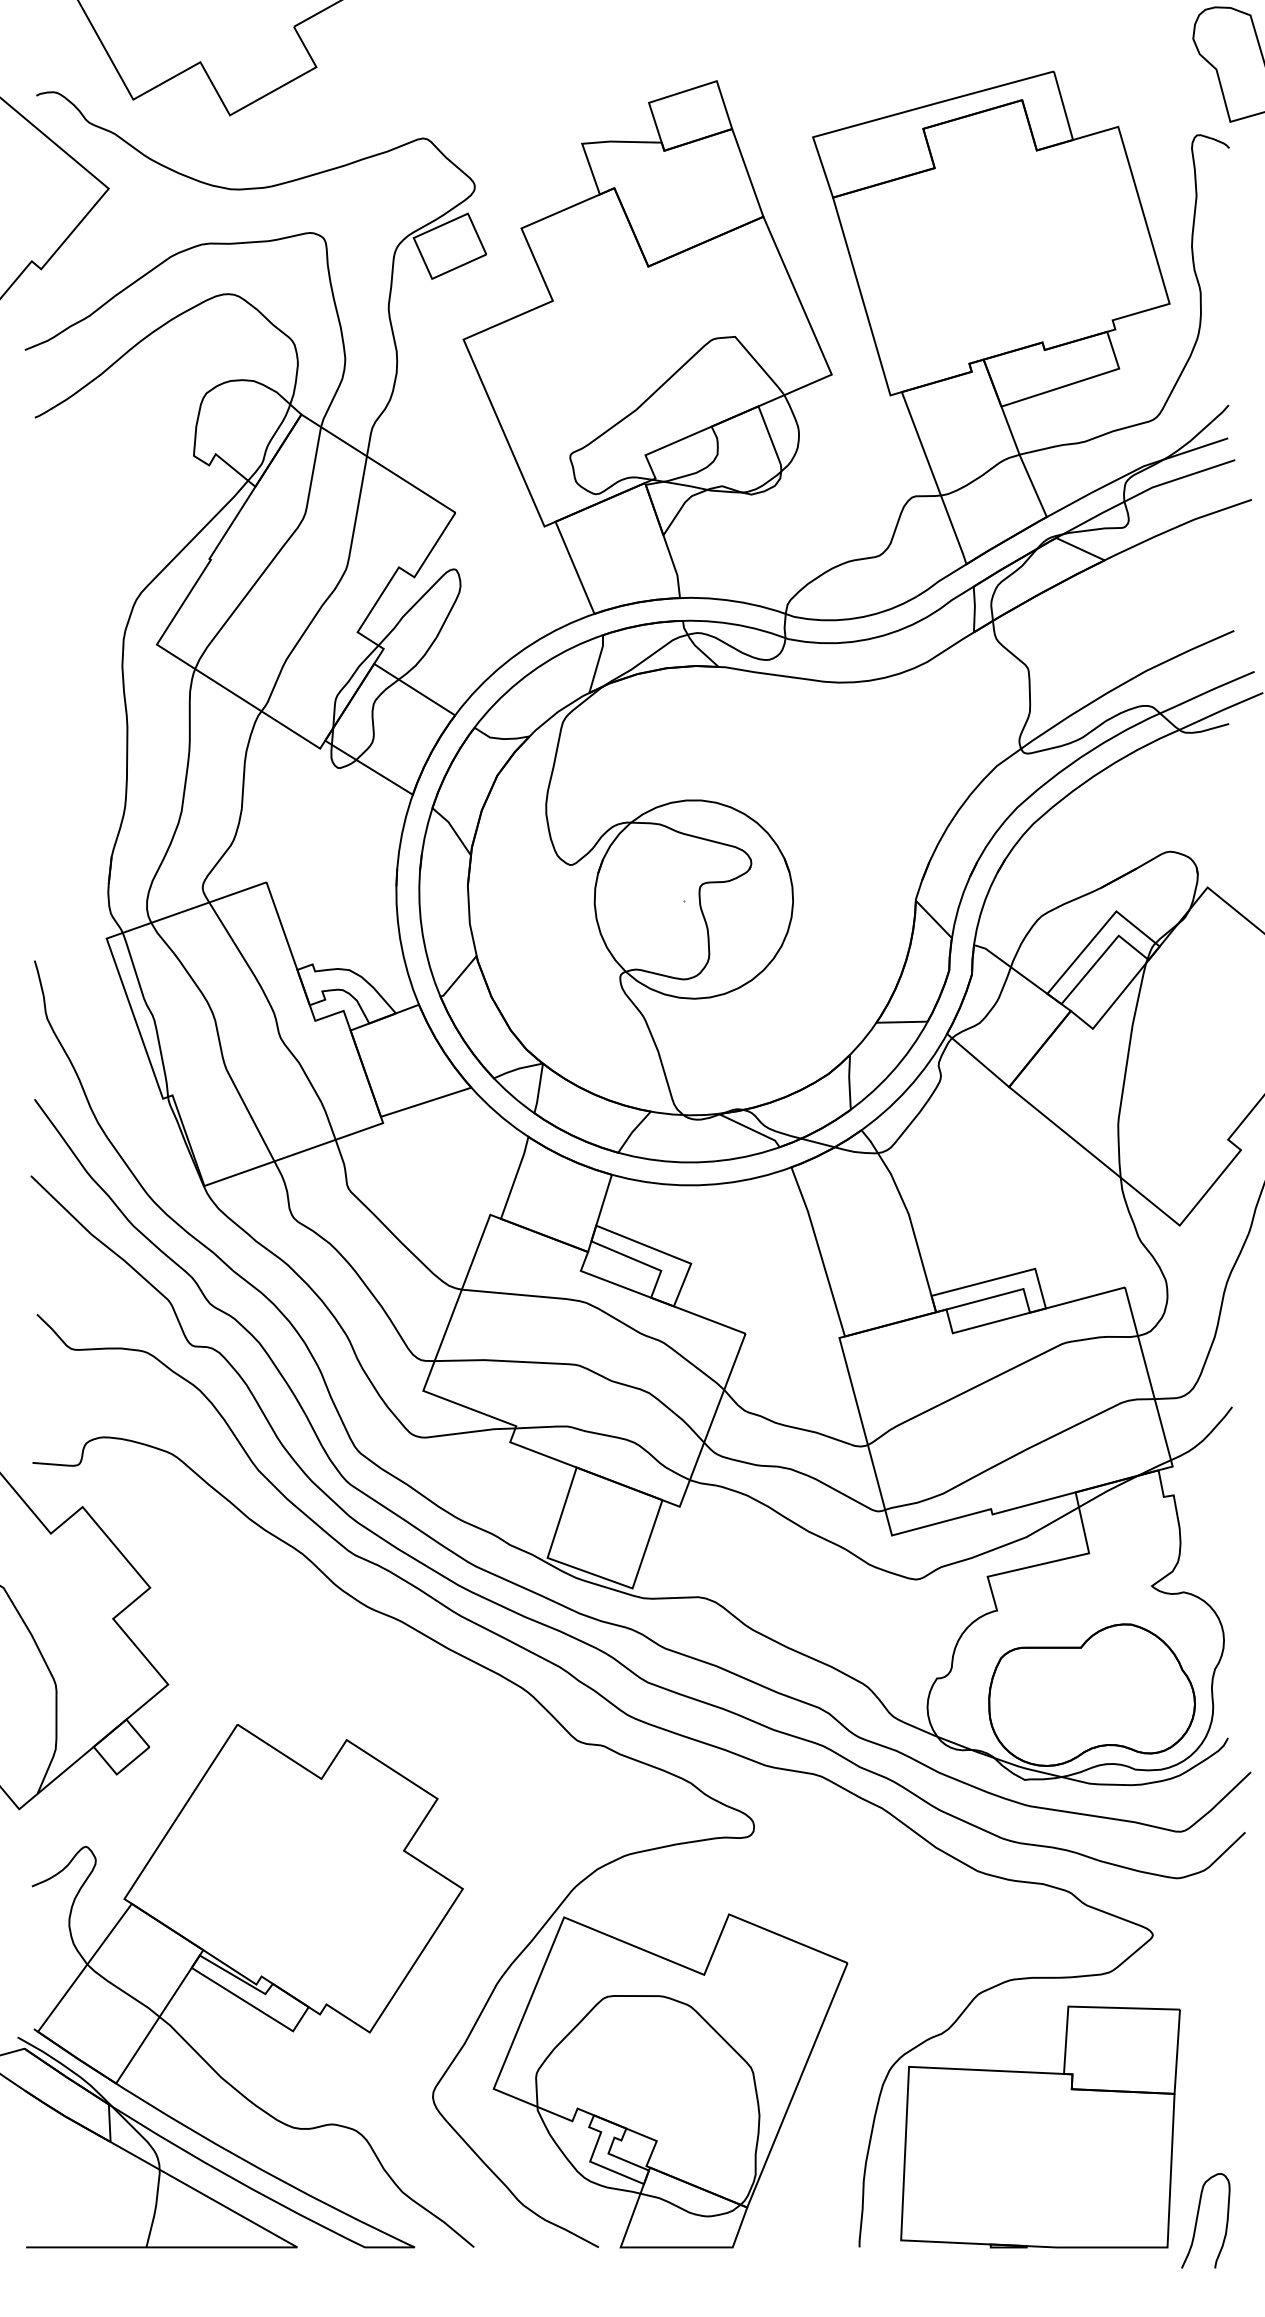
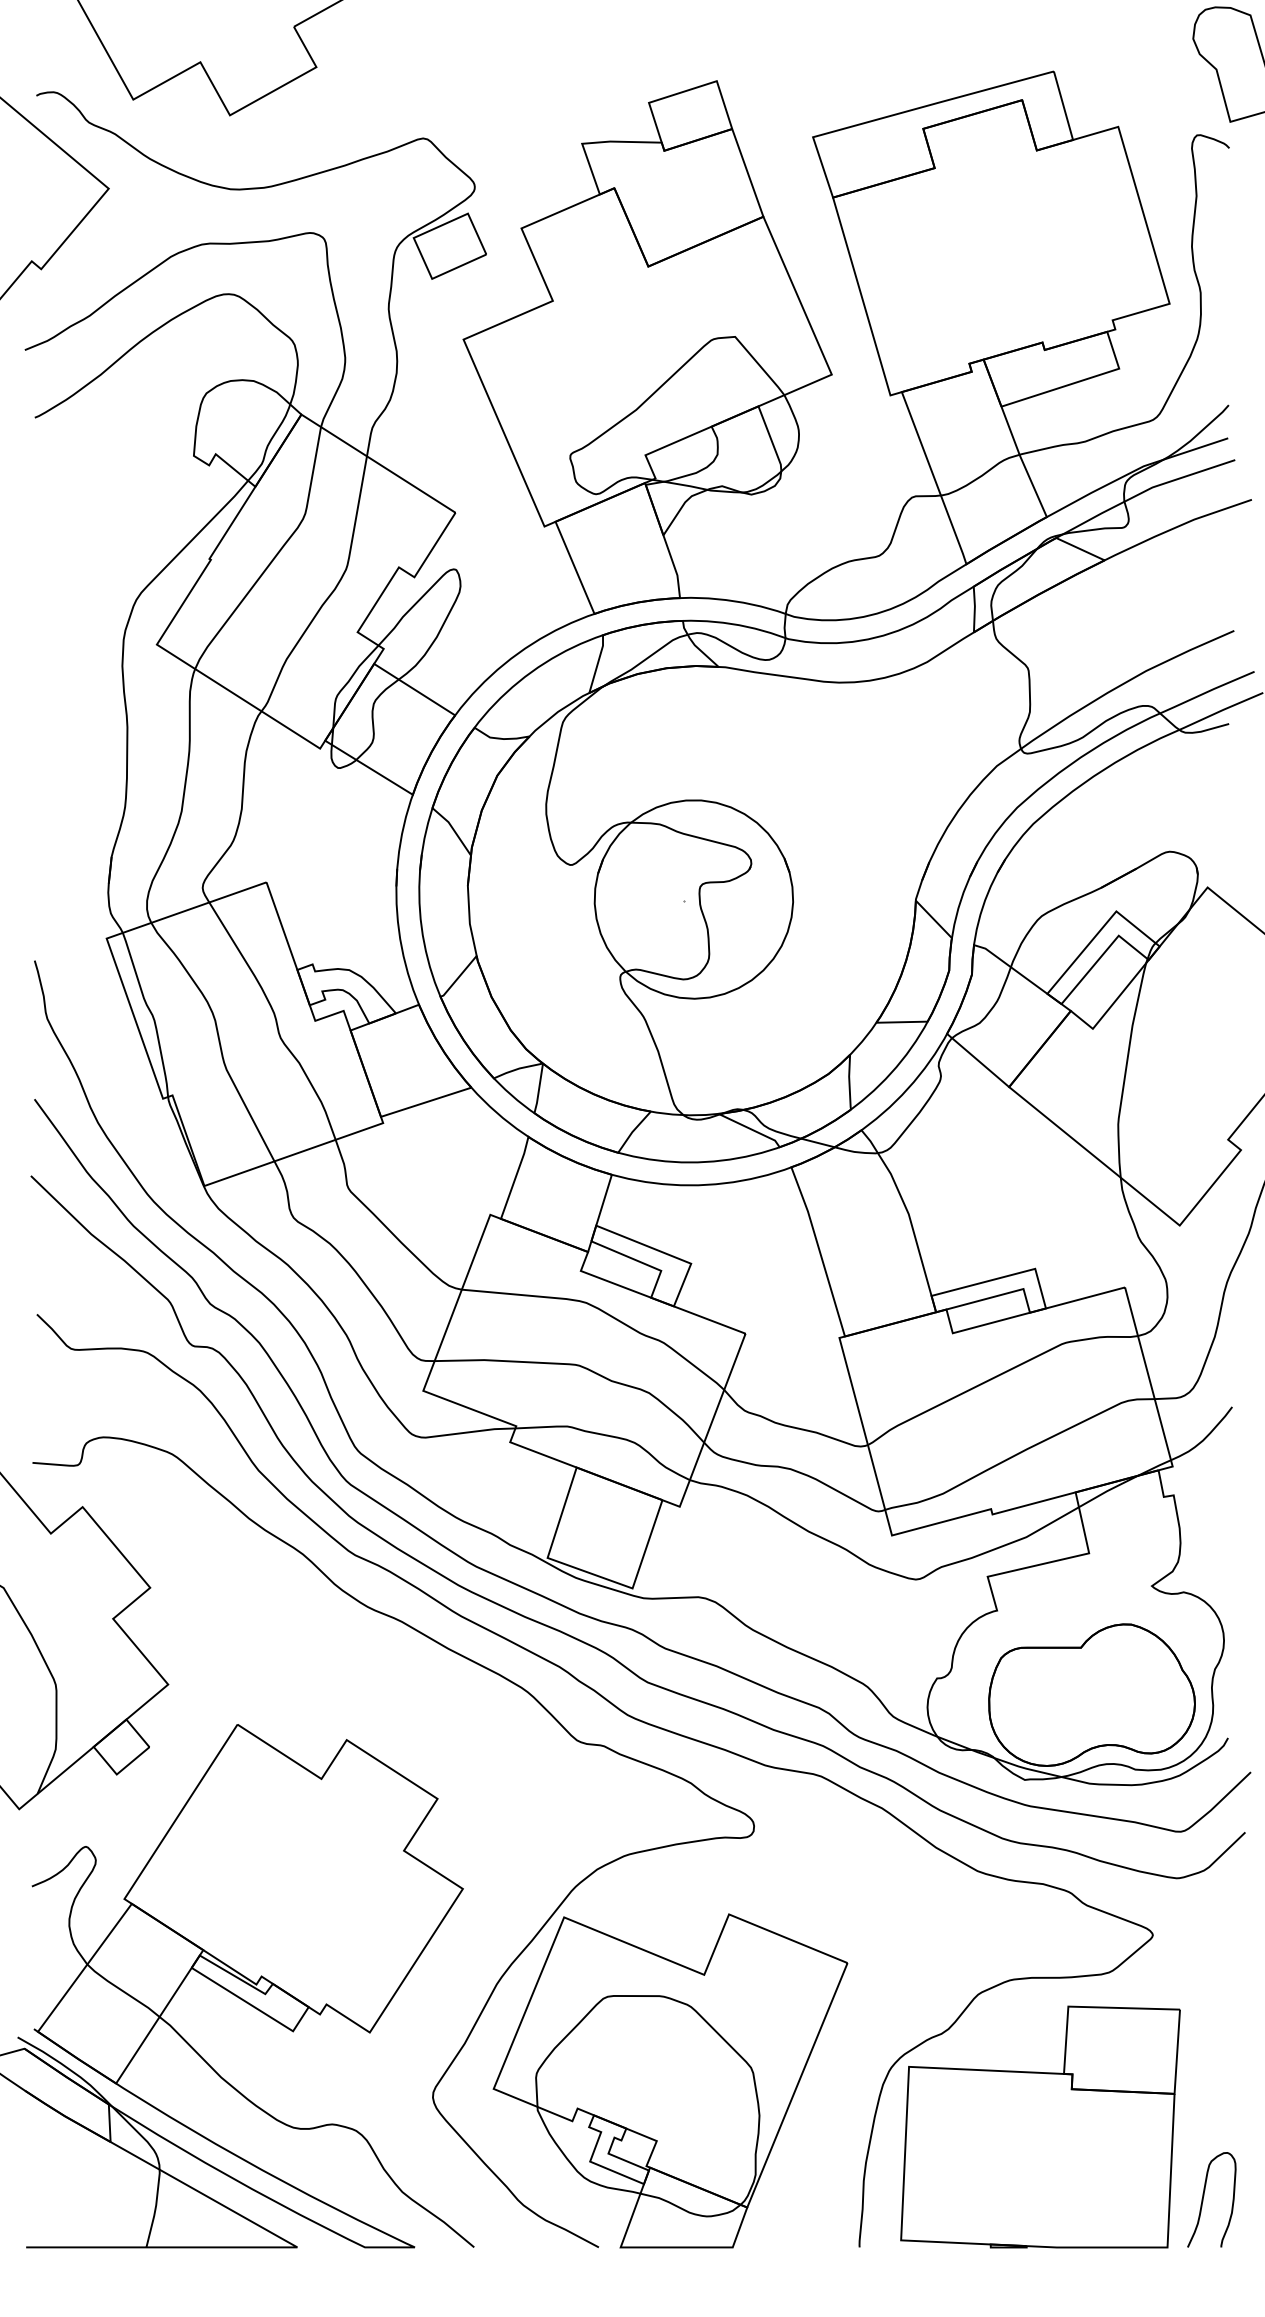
curve position: (1198, 2217) -> (1204, 2196) (1204, 2196)
